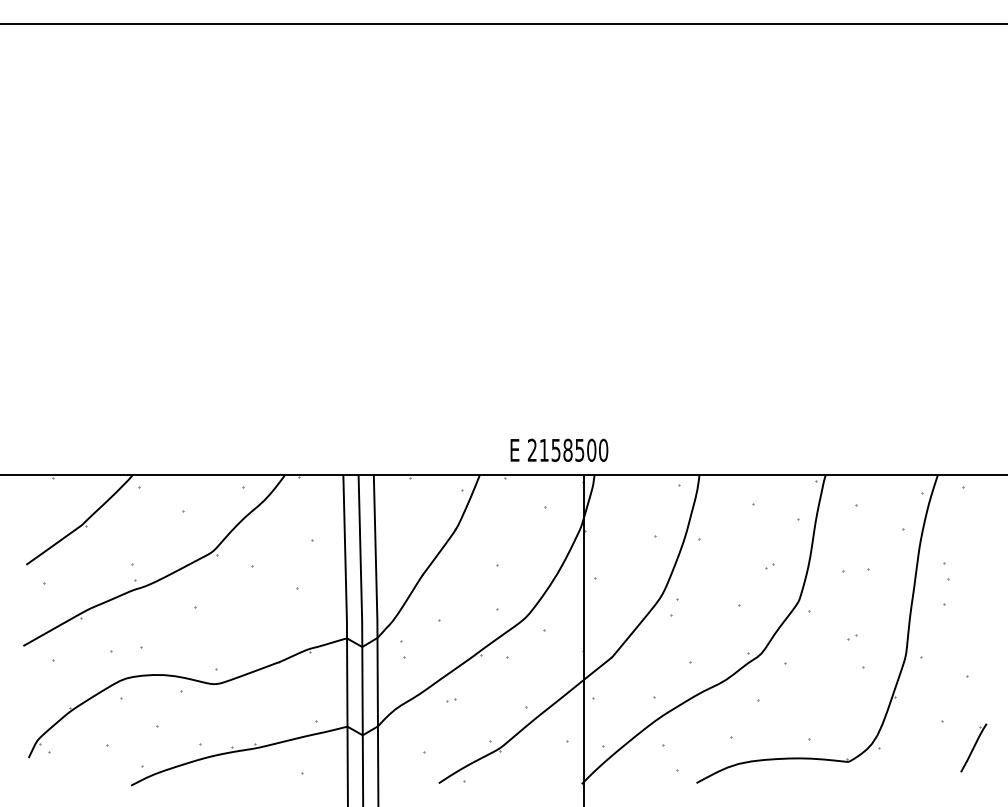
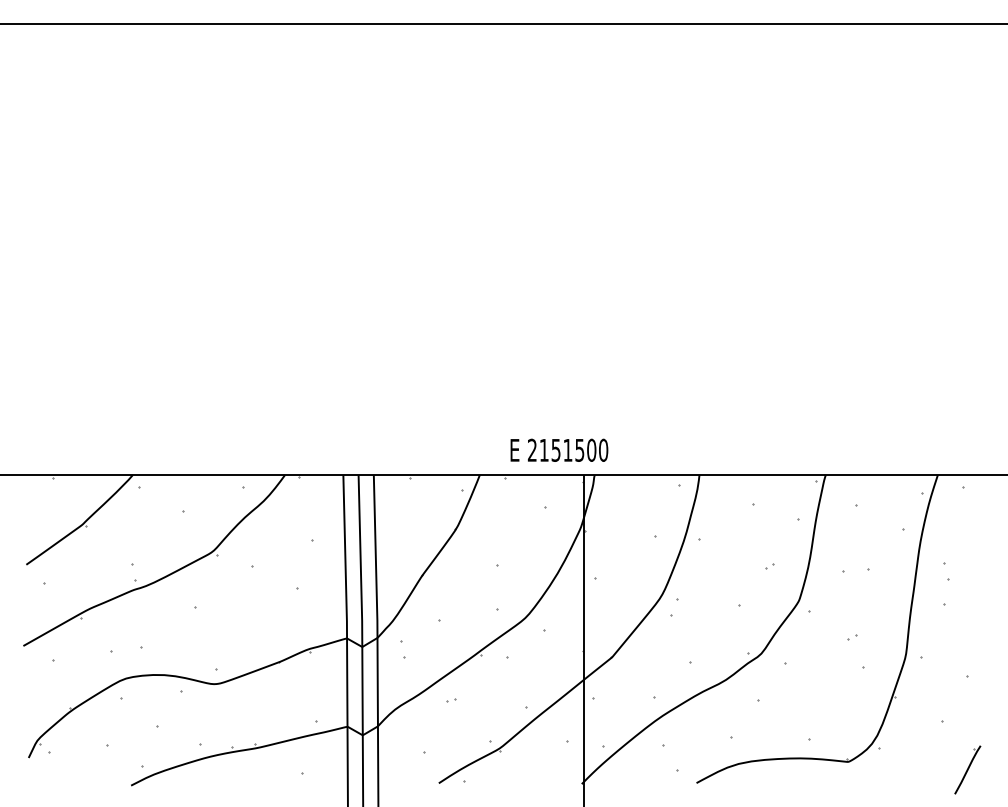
text: 2158500 -> 2151500 (567, 449)
part position: (973, 747) -> (967, 769) (967, 769)
